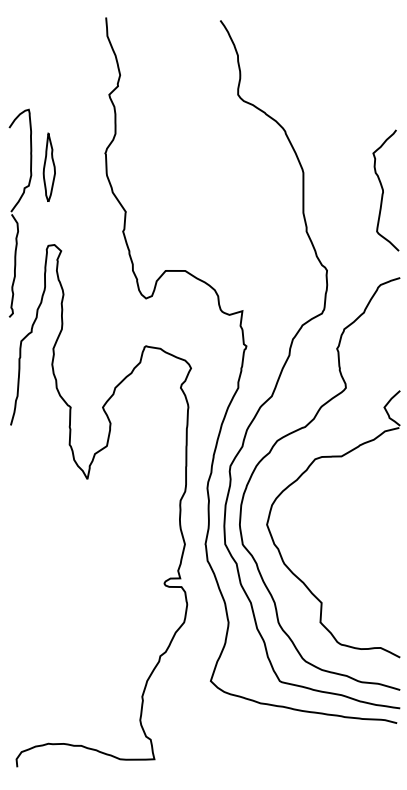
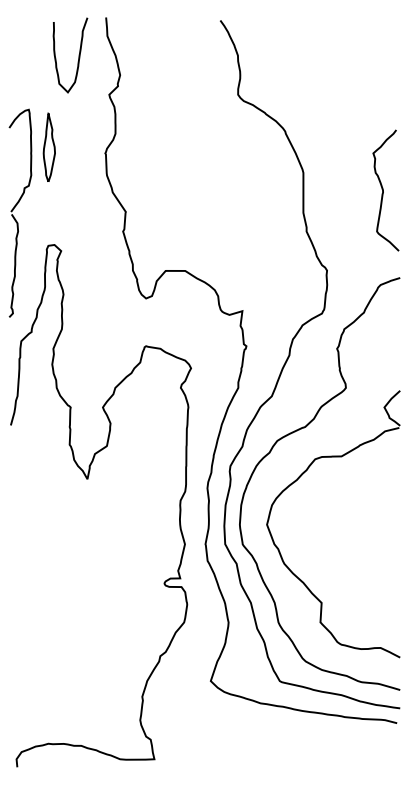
curve: none -> present (78, 55)
part position: (48, 166) -> (48, 146) (48, 146)
